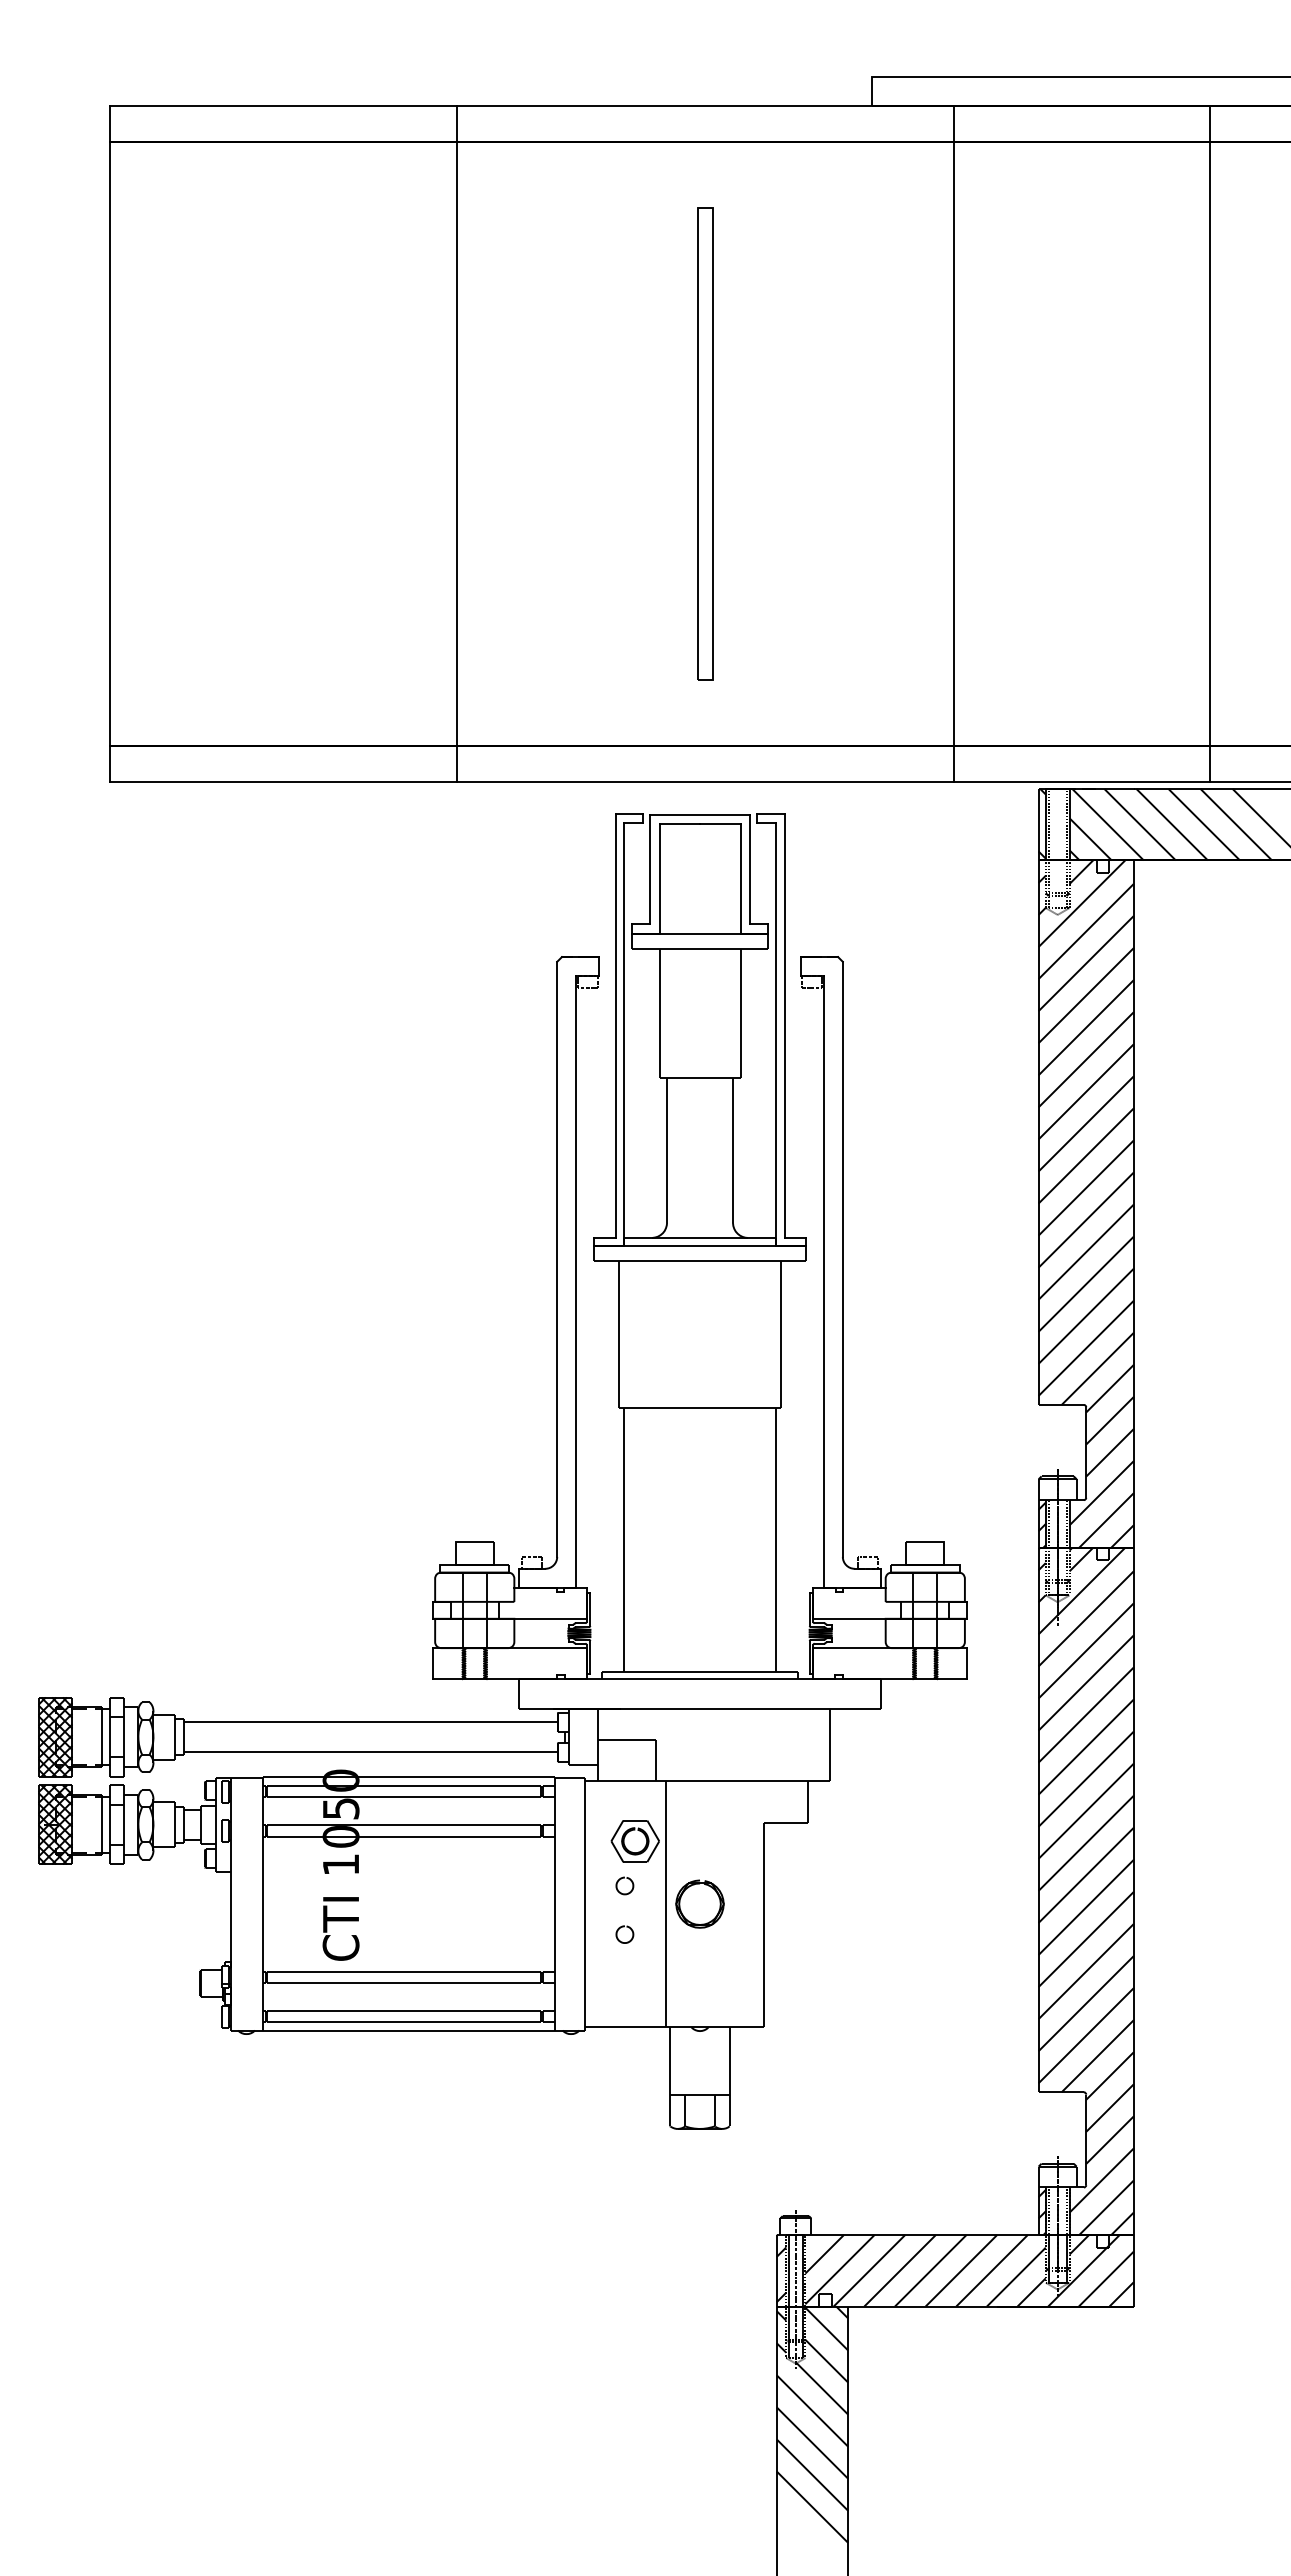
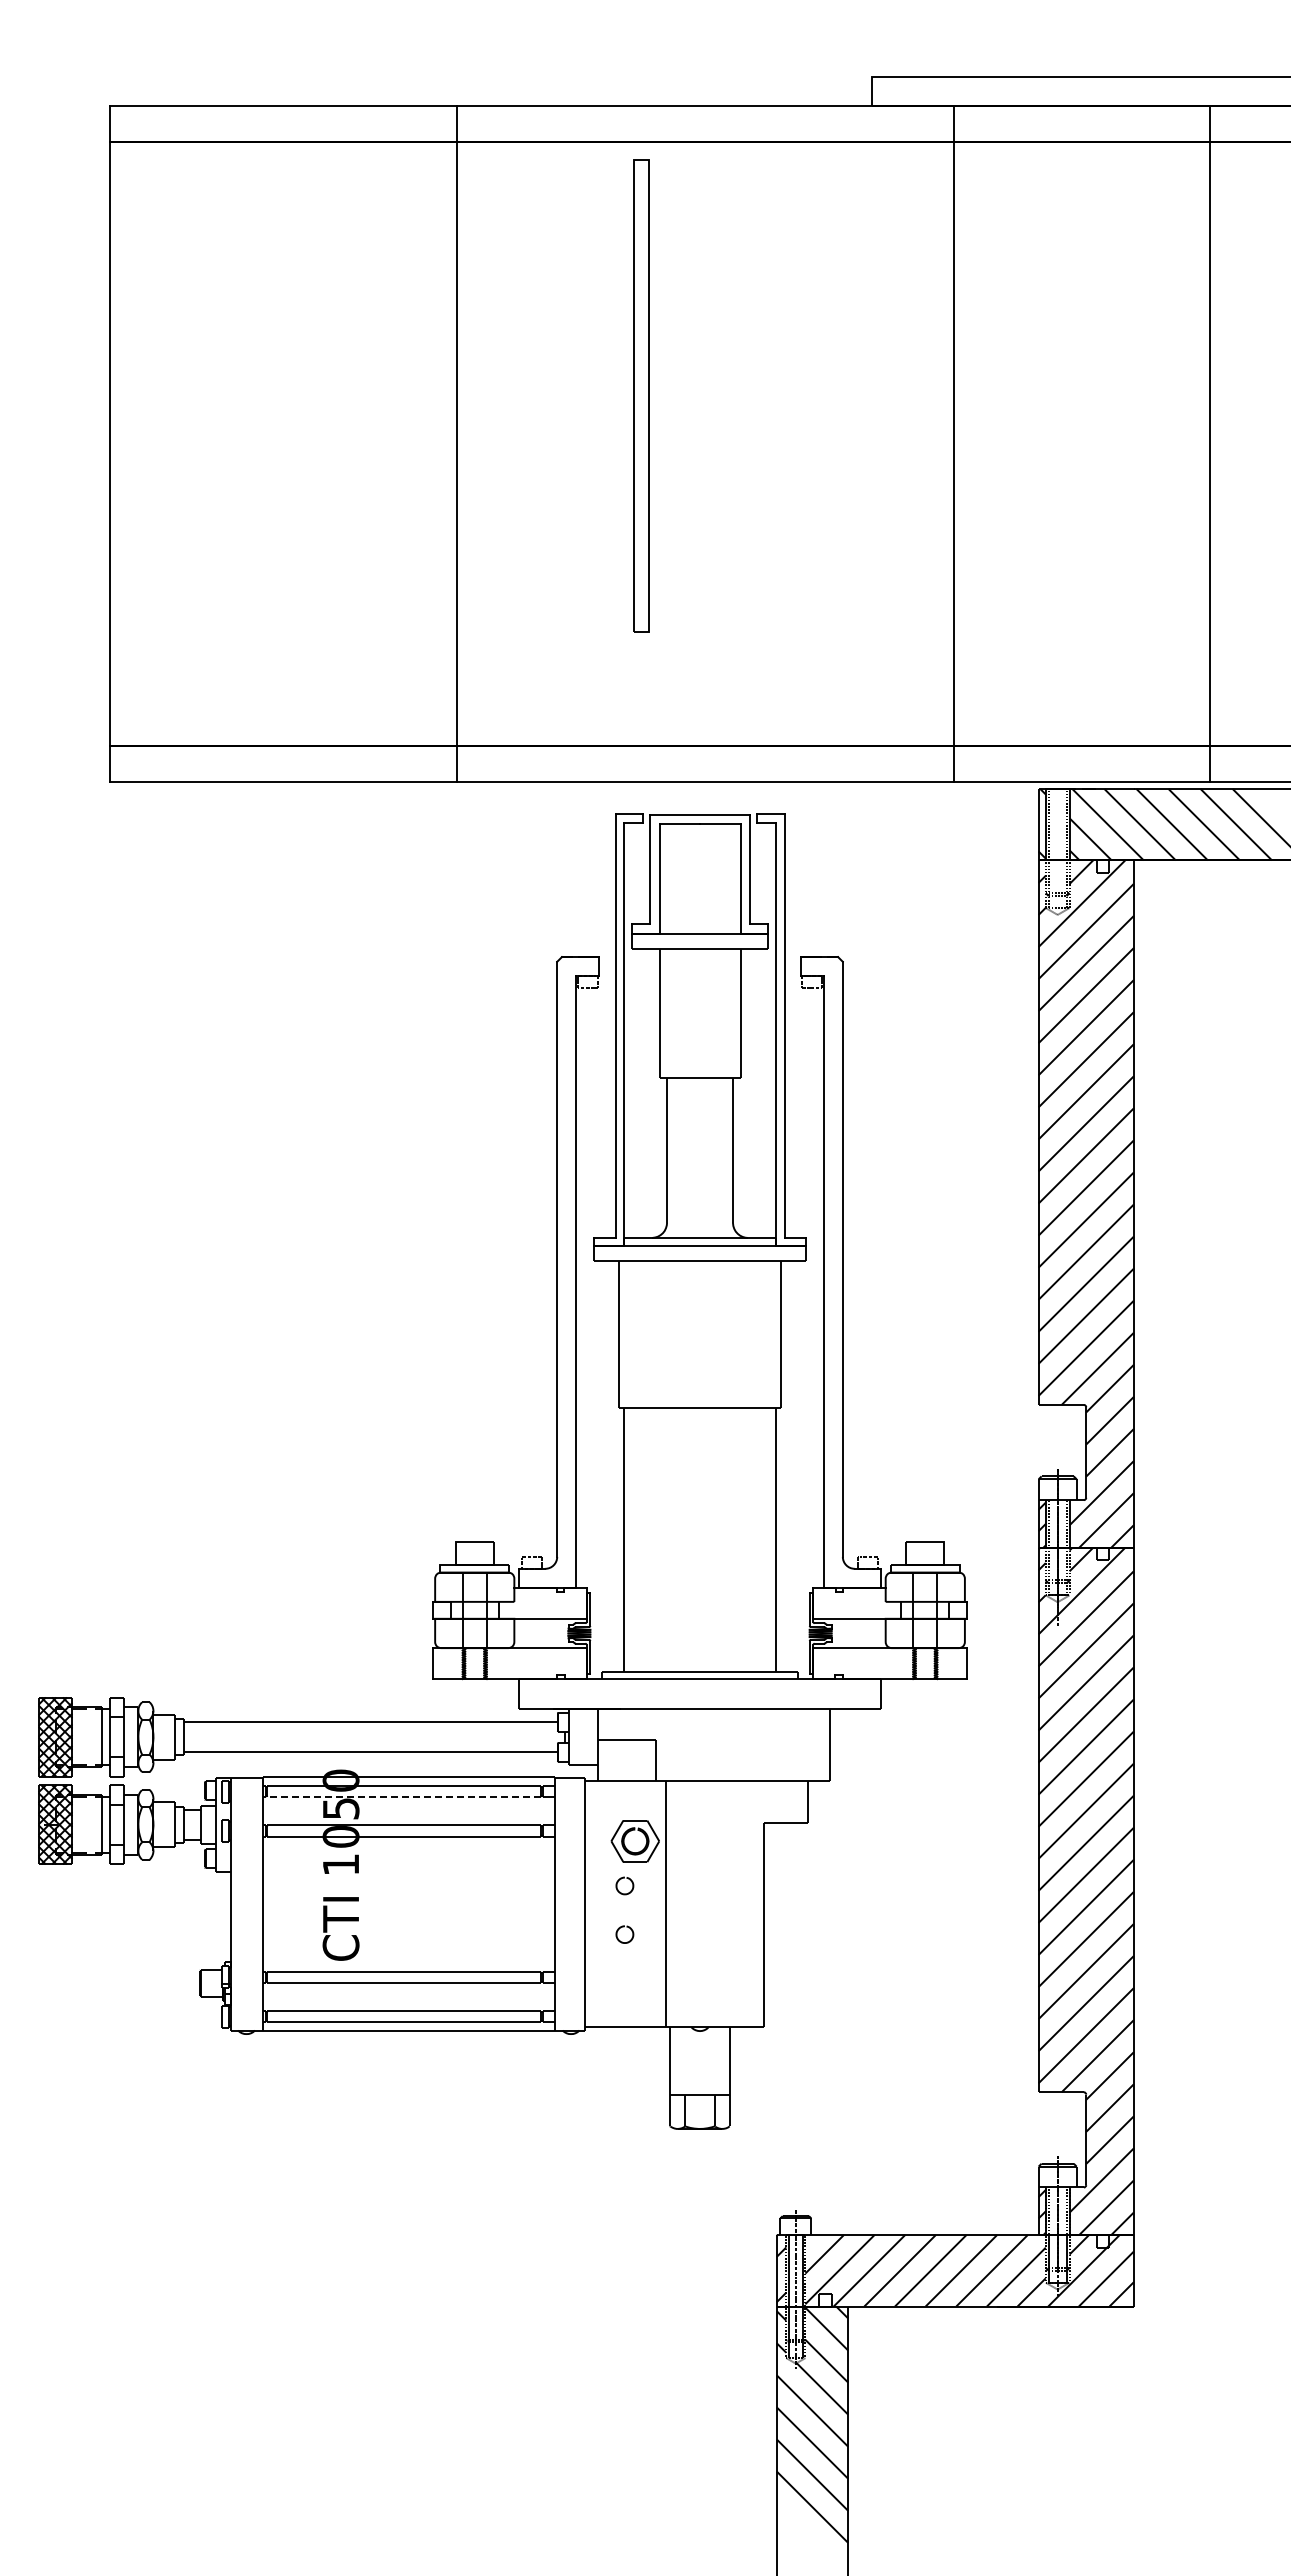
part position: (705, 443) -> (641, 395) (641, 395)
line: solid -> dashed (403, 1797)
part: present -> none (699, 1903)
